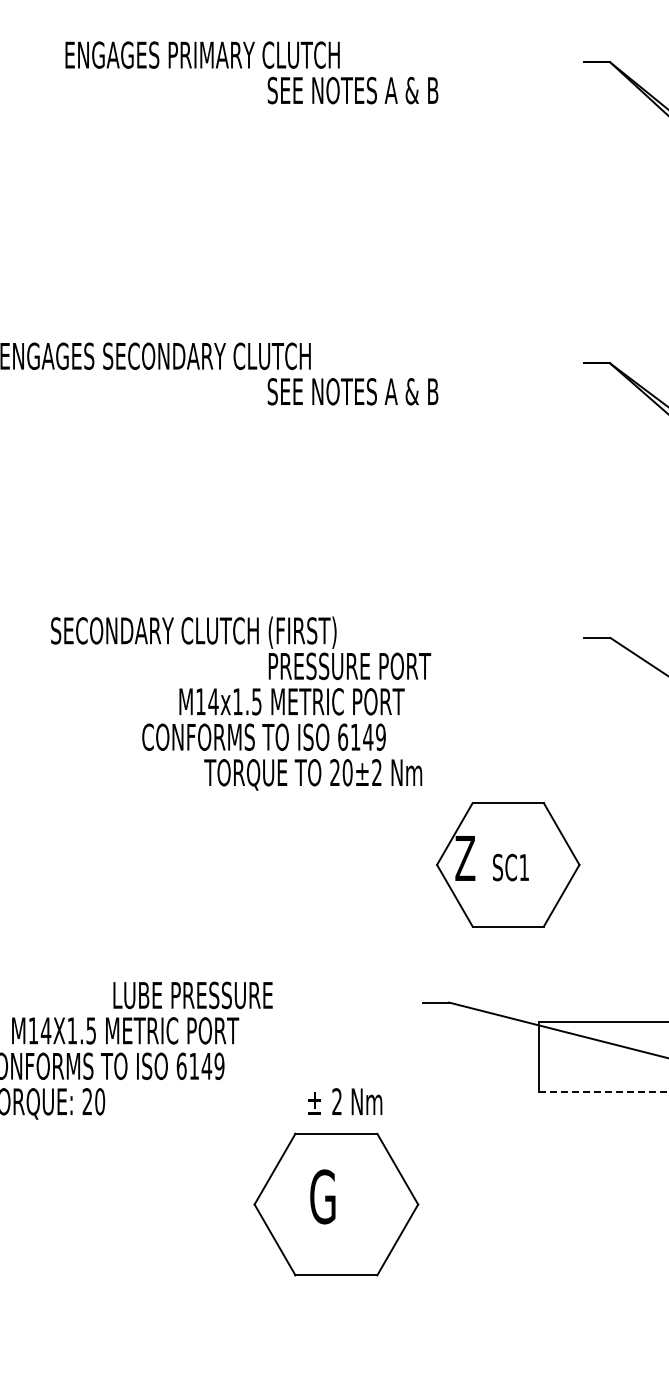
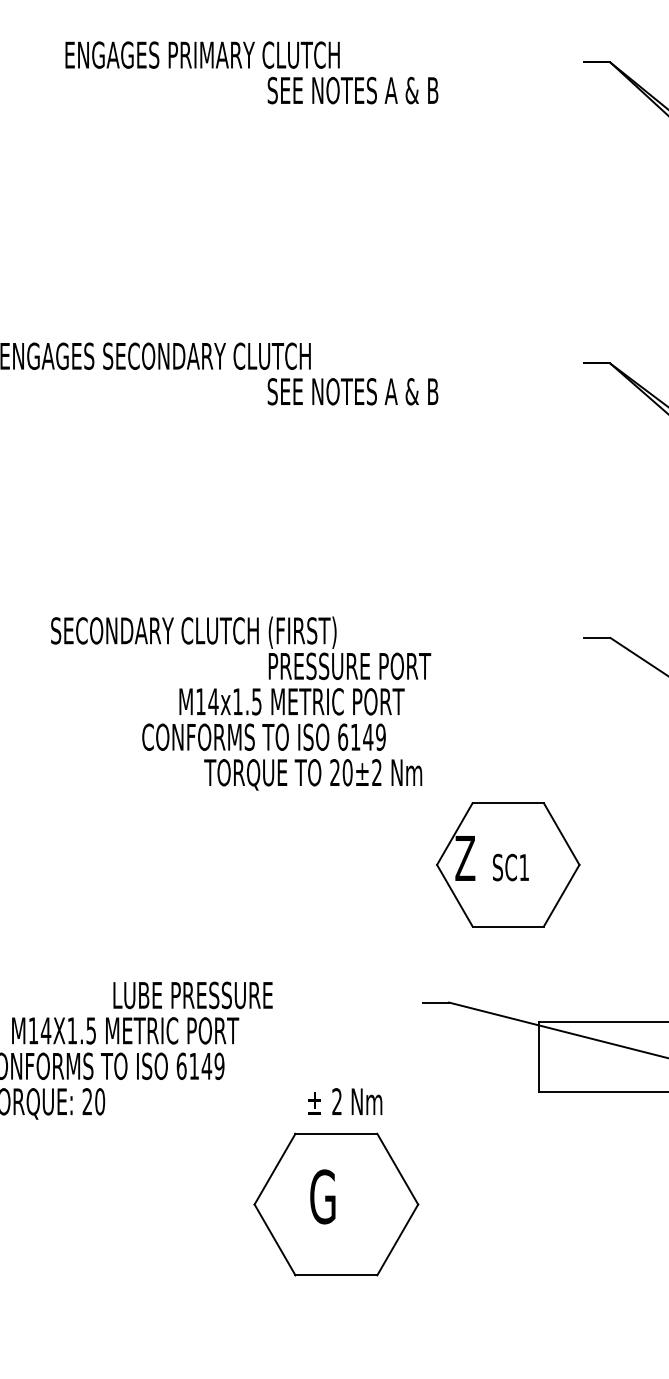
line: dashed -> solid (603, 1092)
